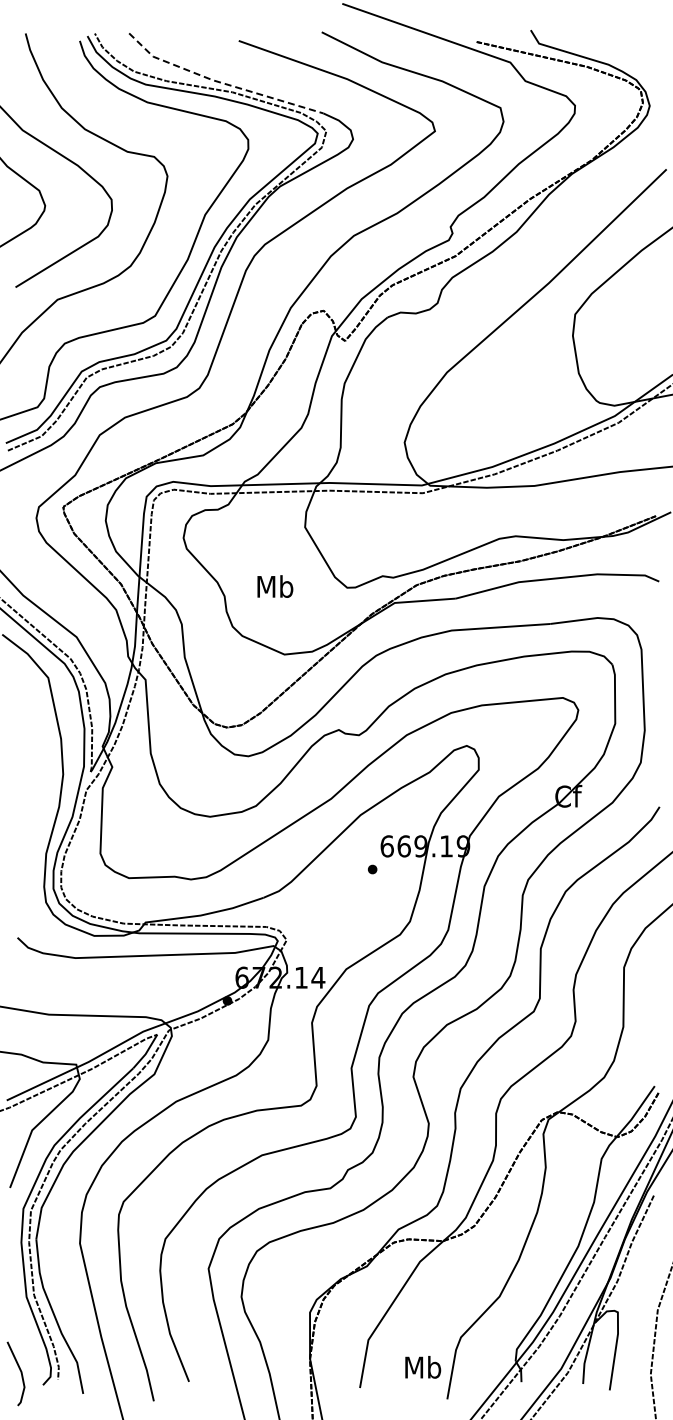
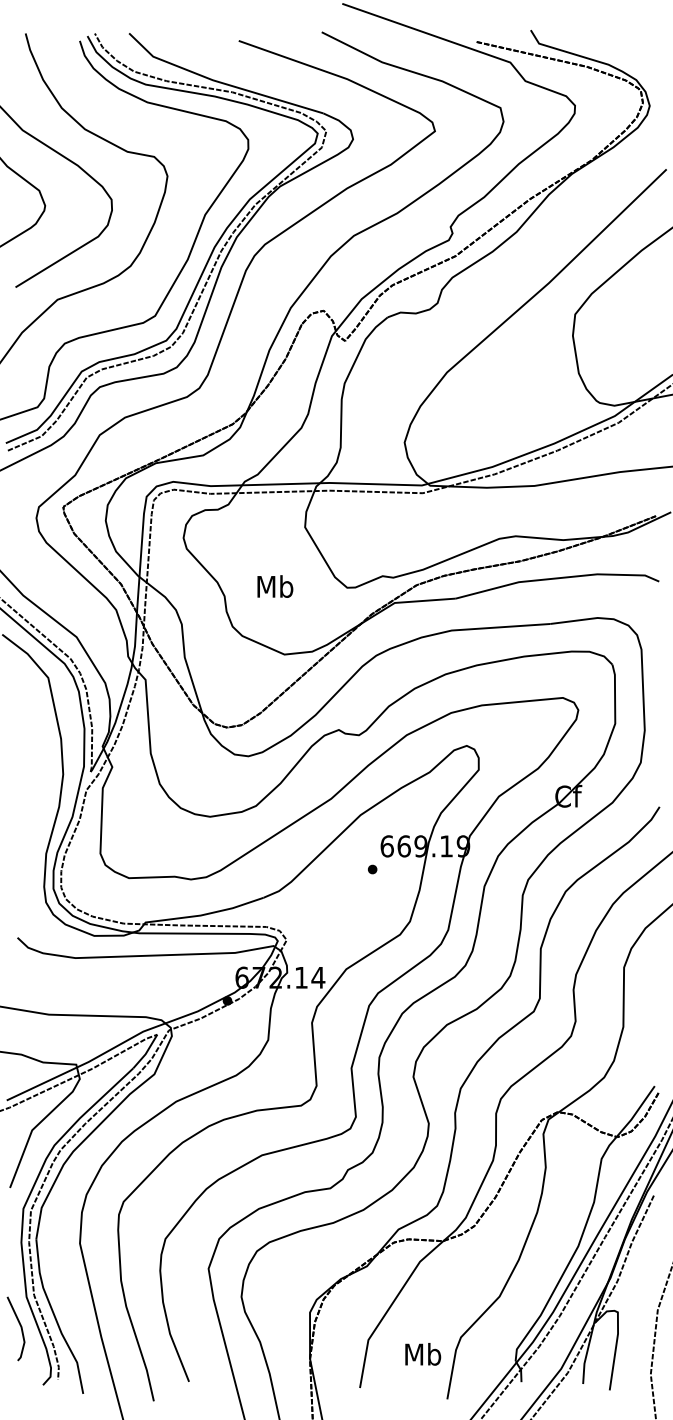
line: dashed -> solid (220, 82)
text position: (423, 1367) -> (423, 1354) (423, 1354)
line position: (19, 1370) -> (19, 1325) (19, 1325)
